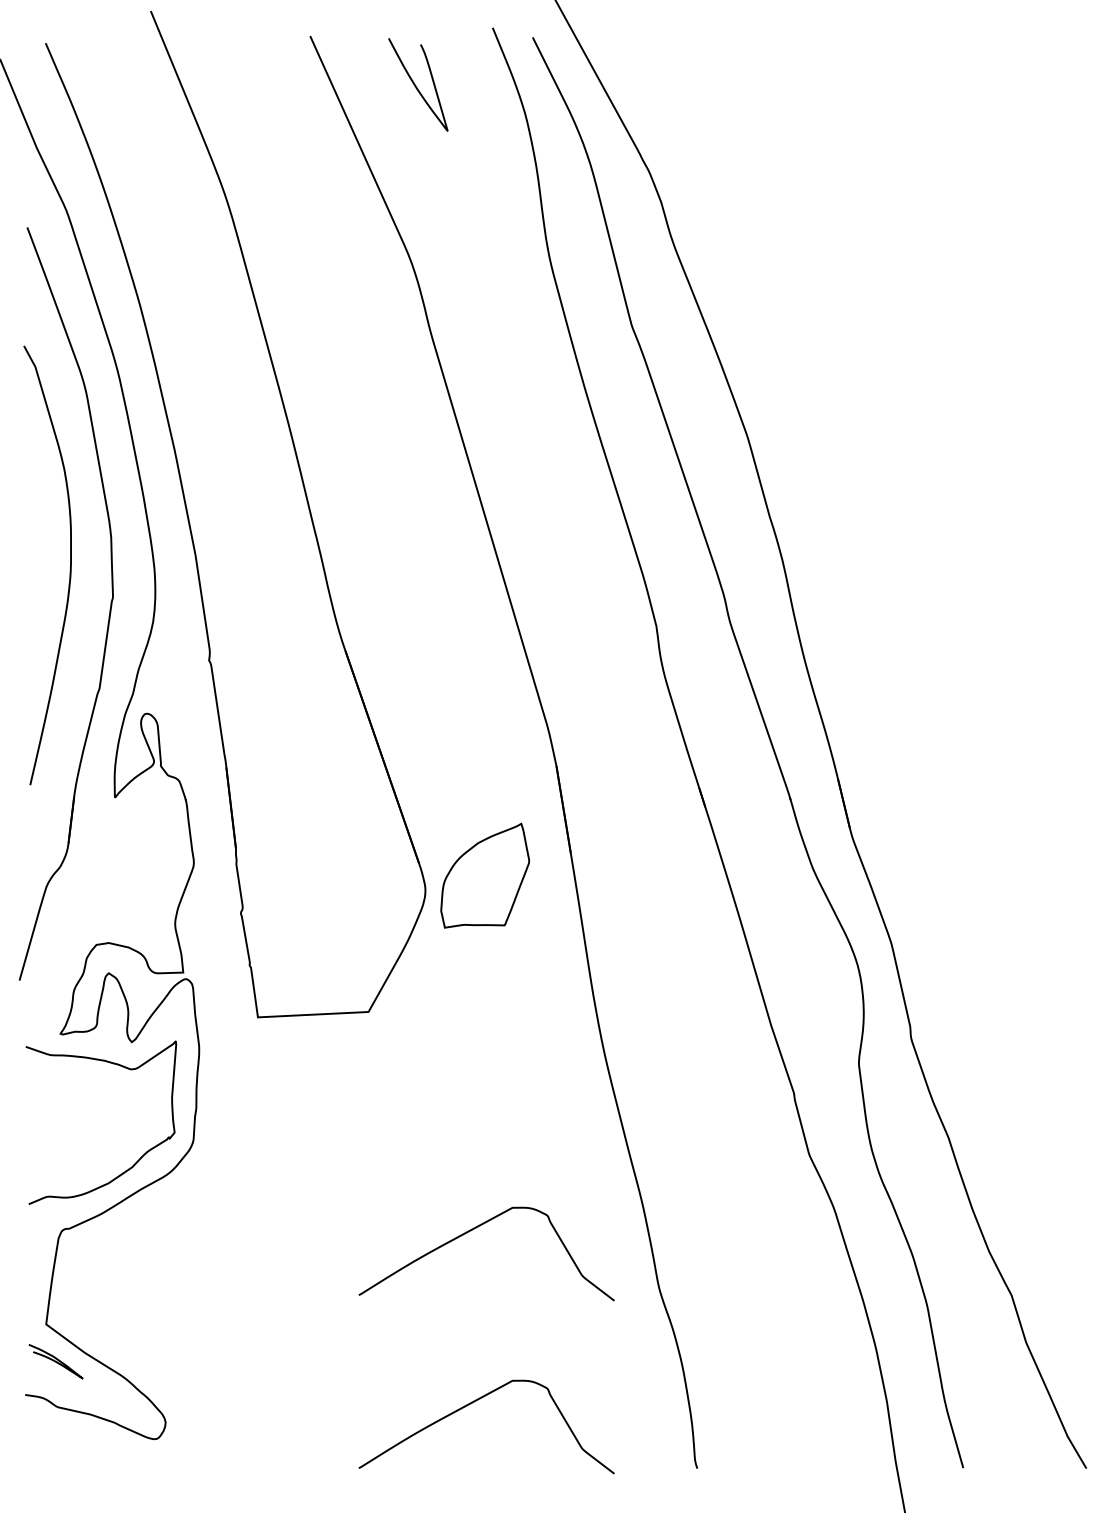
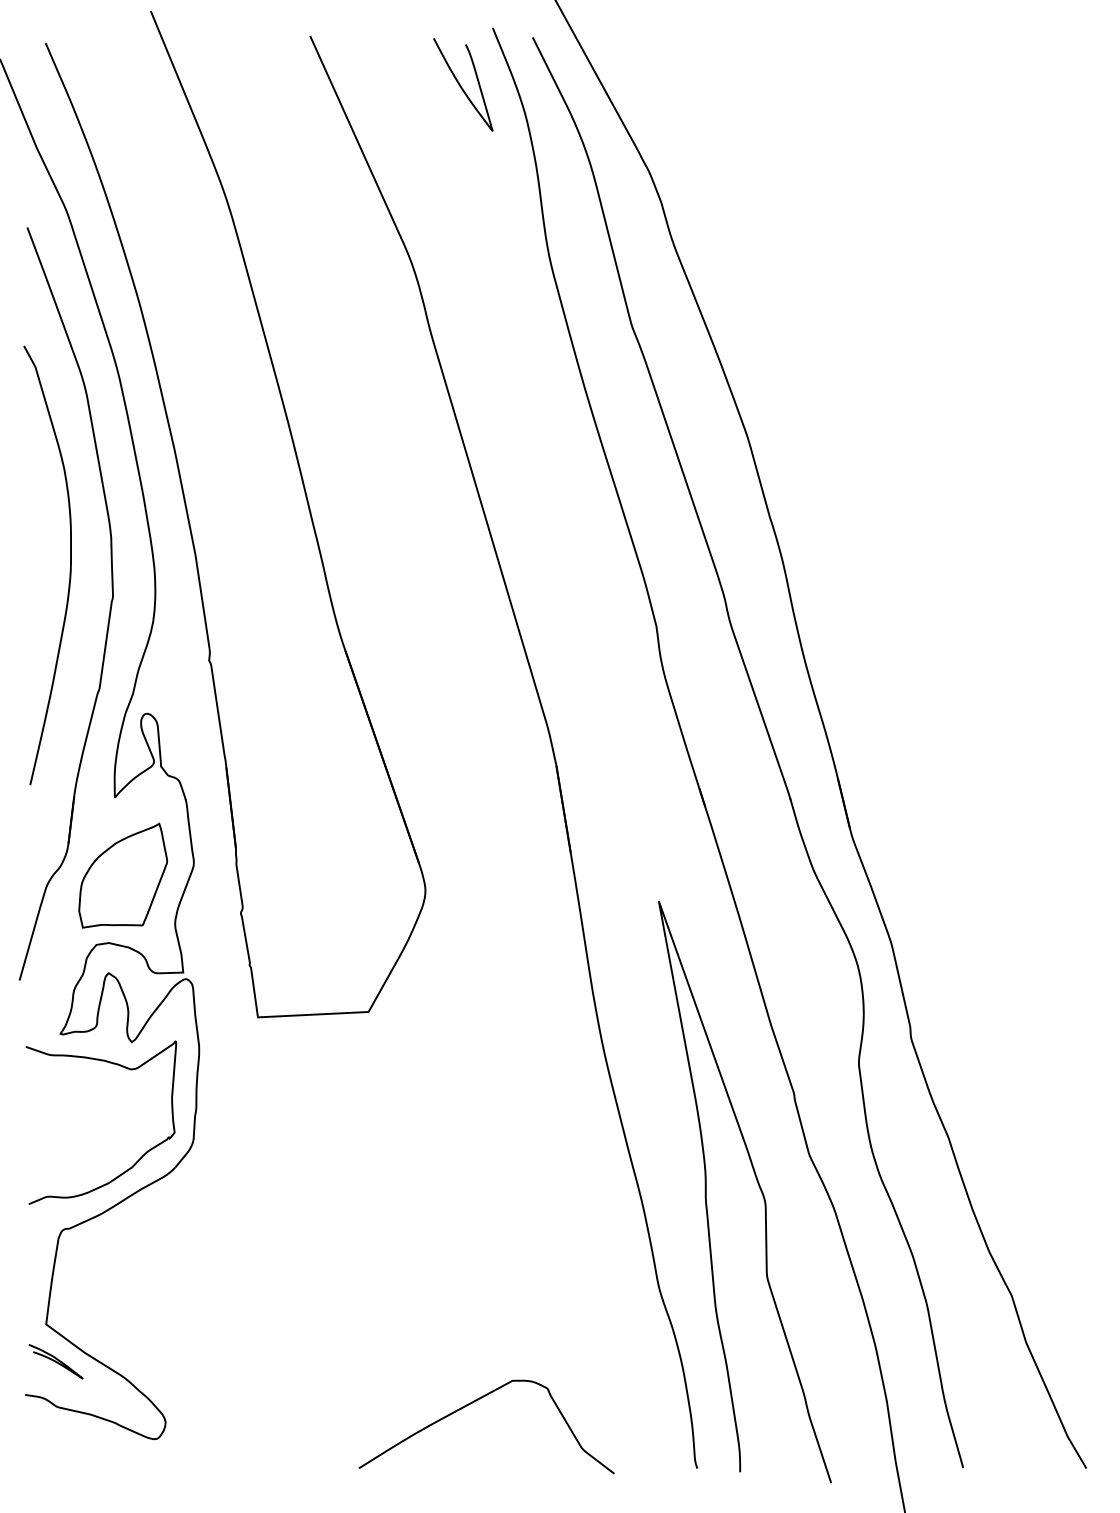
curve position: (416, 85) -> (461, 85) (461, 85)
part position: (485, 875) -> (123, 875) (123, 875)
curve: none -> present (758, 1186)
curve: present -> none (474, 1229)
